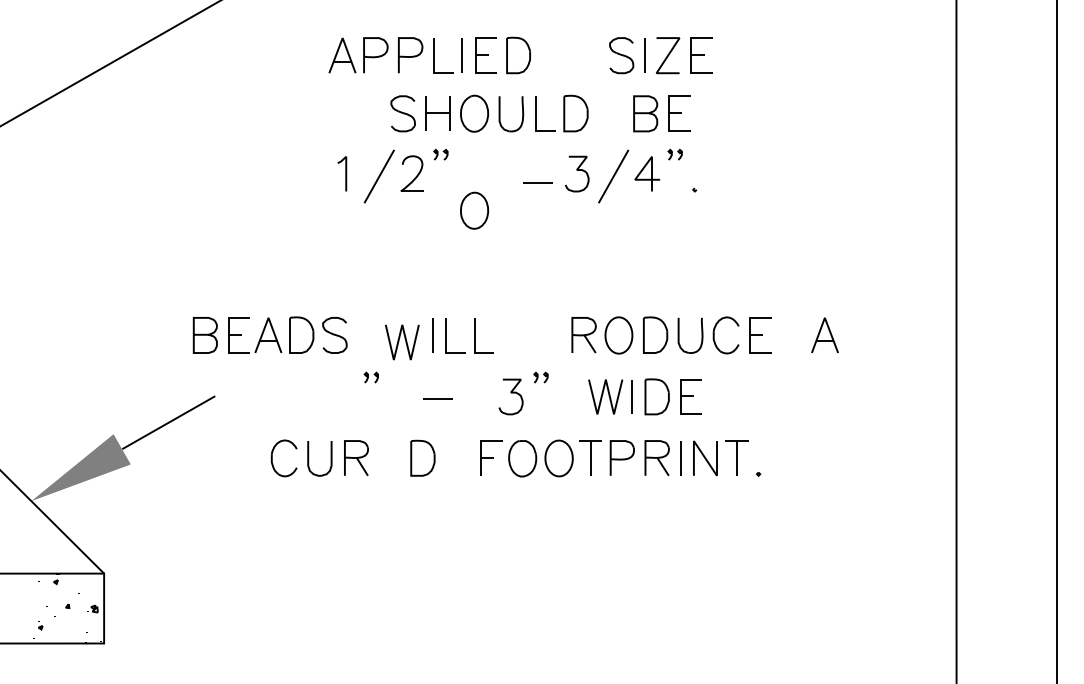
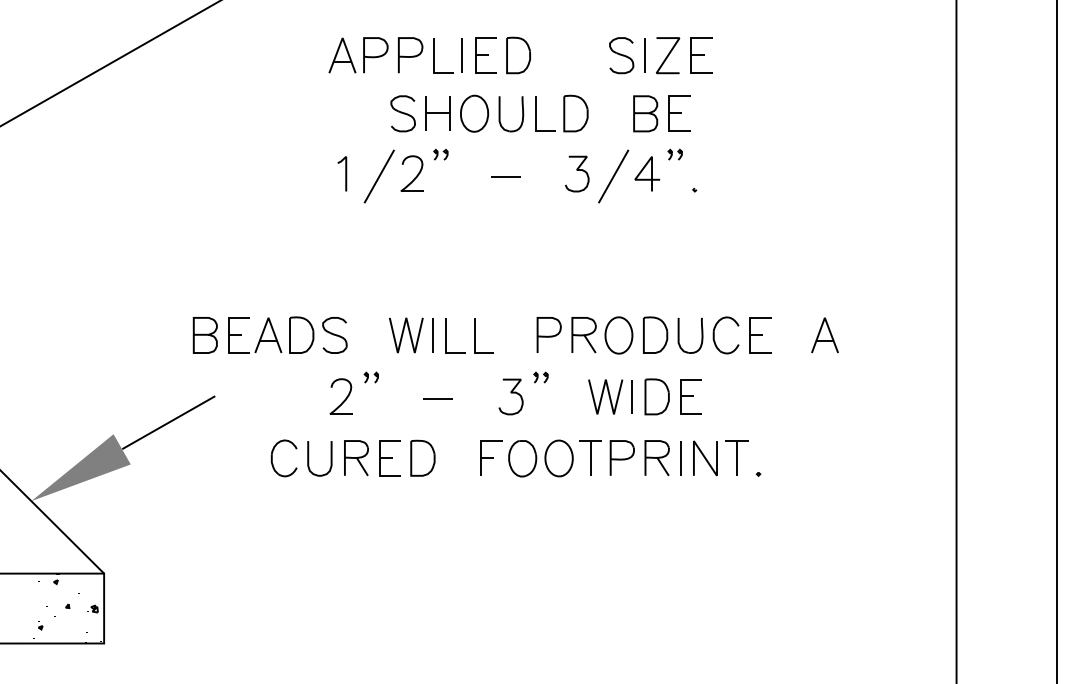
line position: (537, 182) -> (505, 176) (505, 176)
part: present -> none (474, 210)
part: none -> present (548, 334)
line position: (405, 342) -> (409, 335) (409, 335)
part: none -> present (340, 396)
part: none -> present (389, 458)
